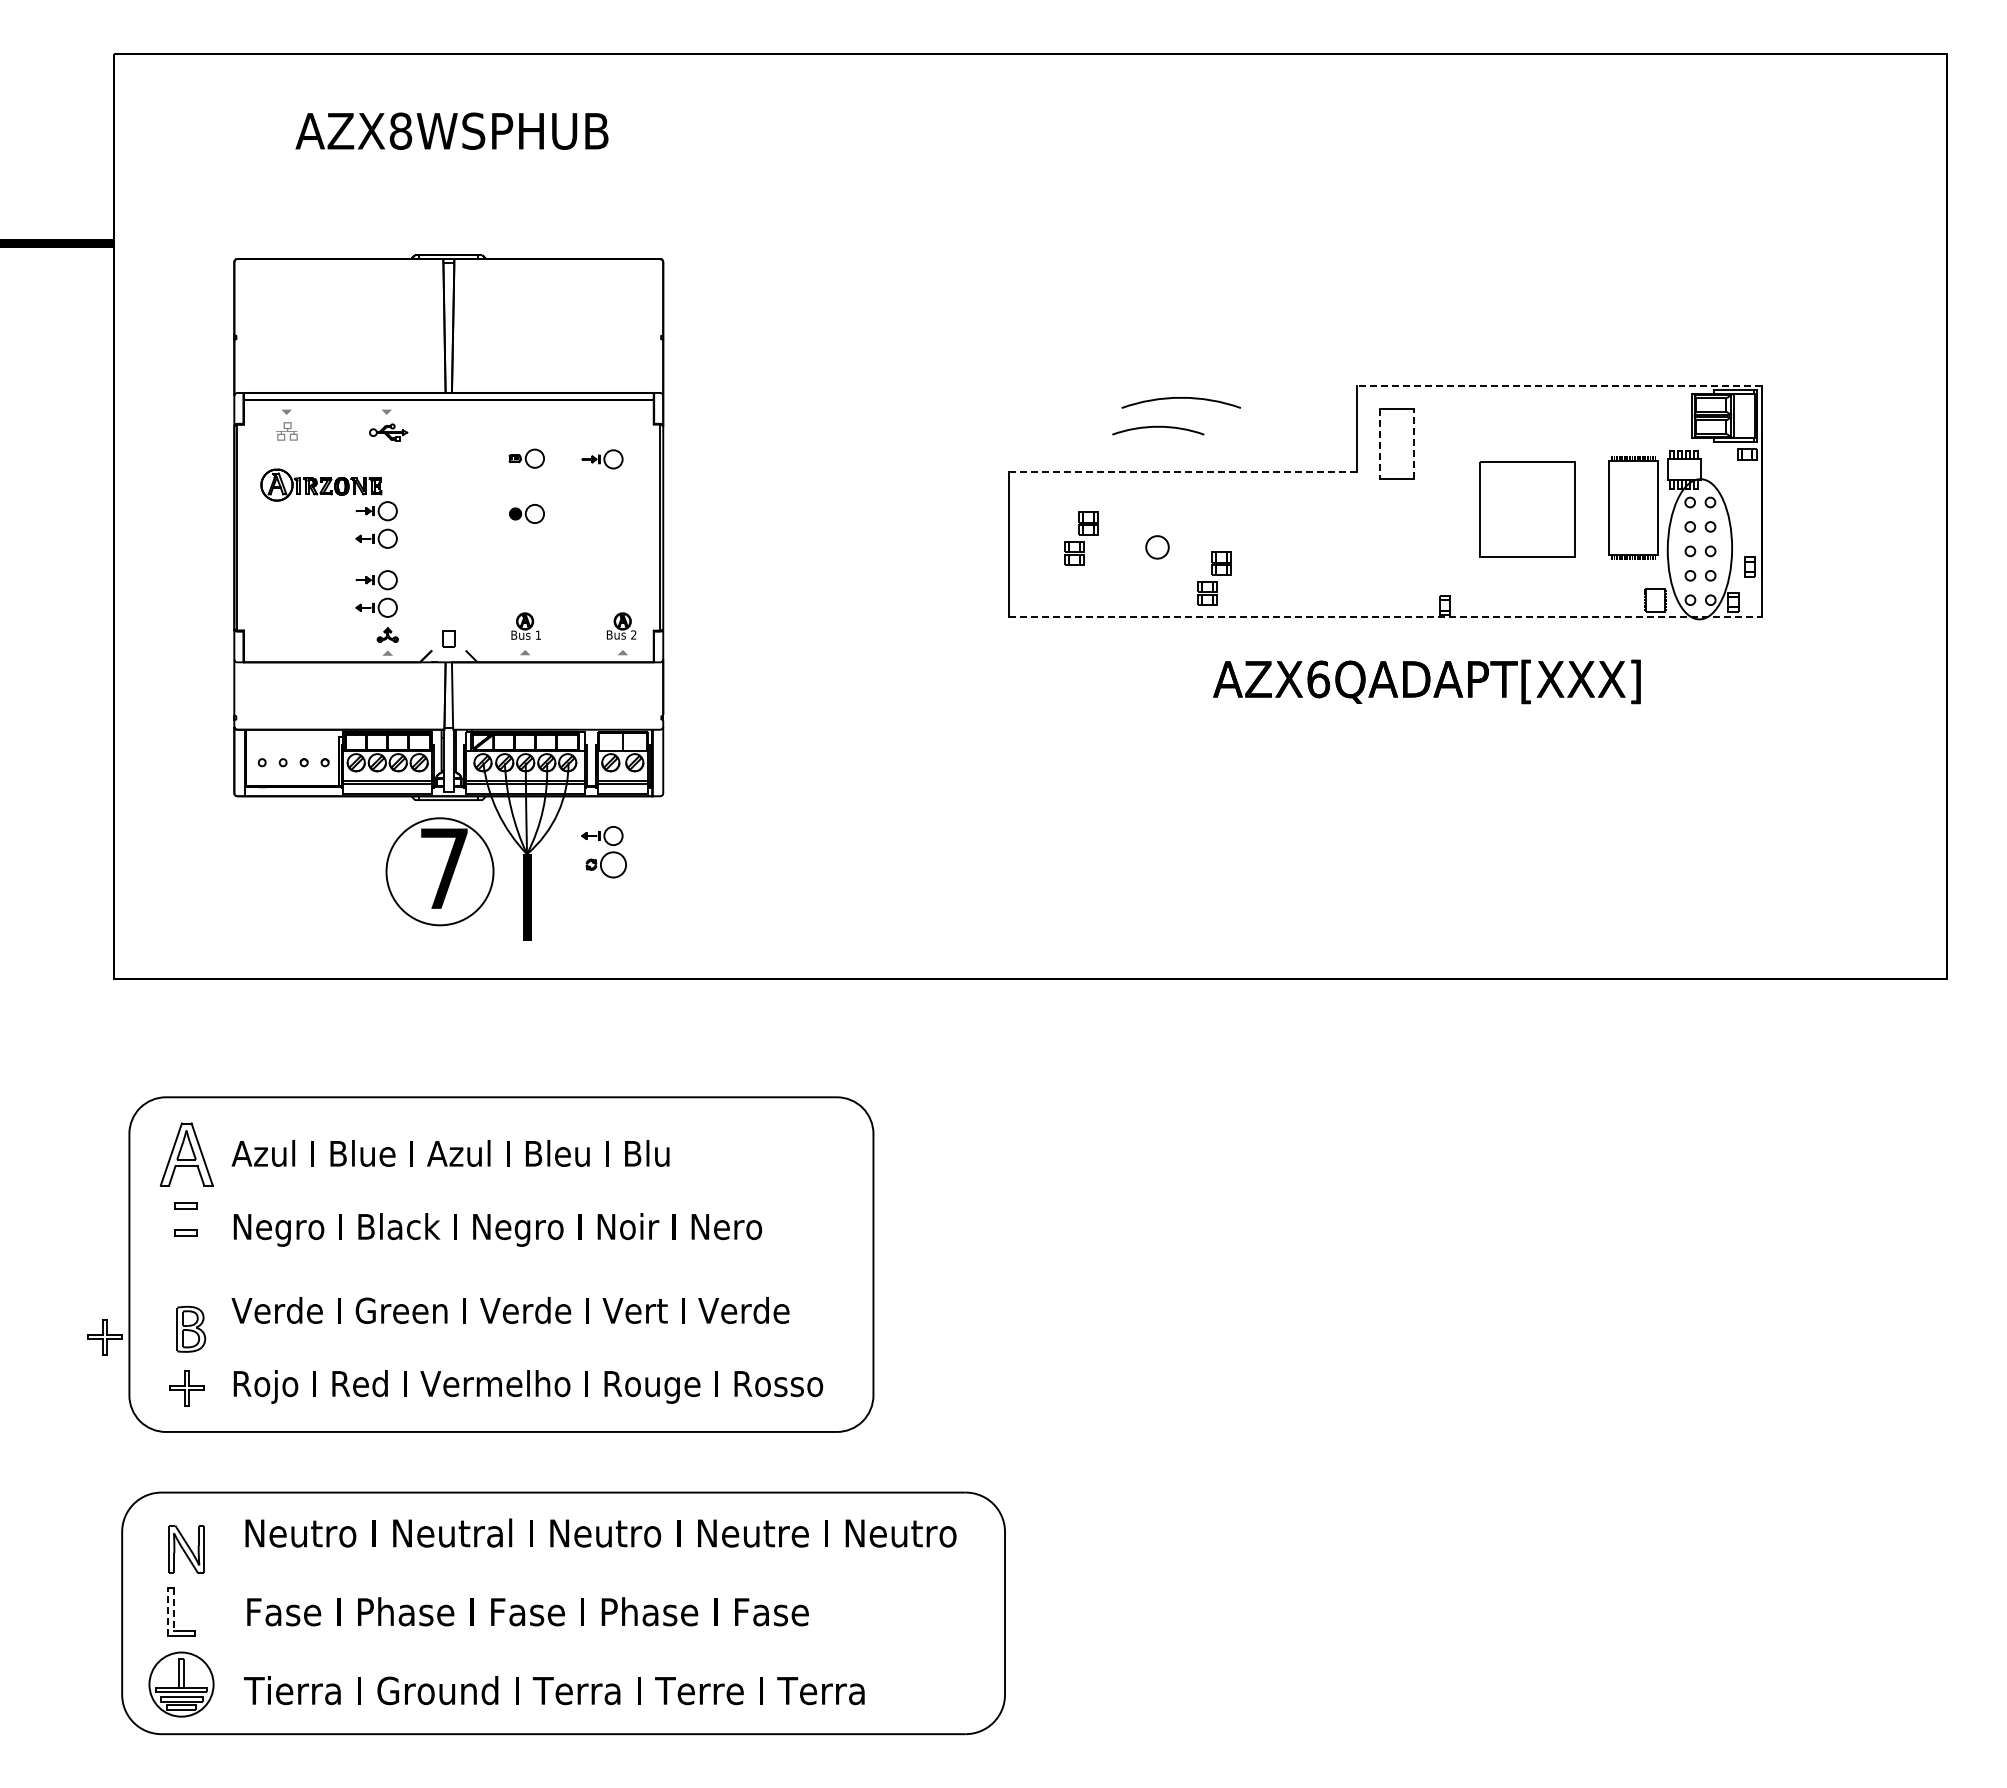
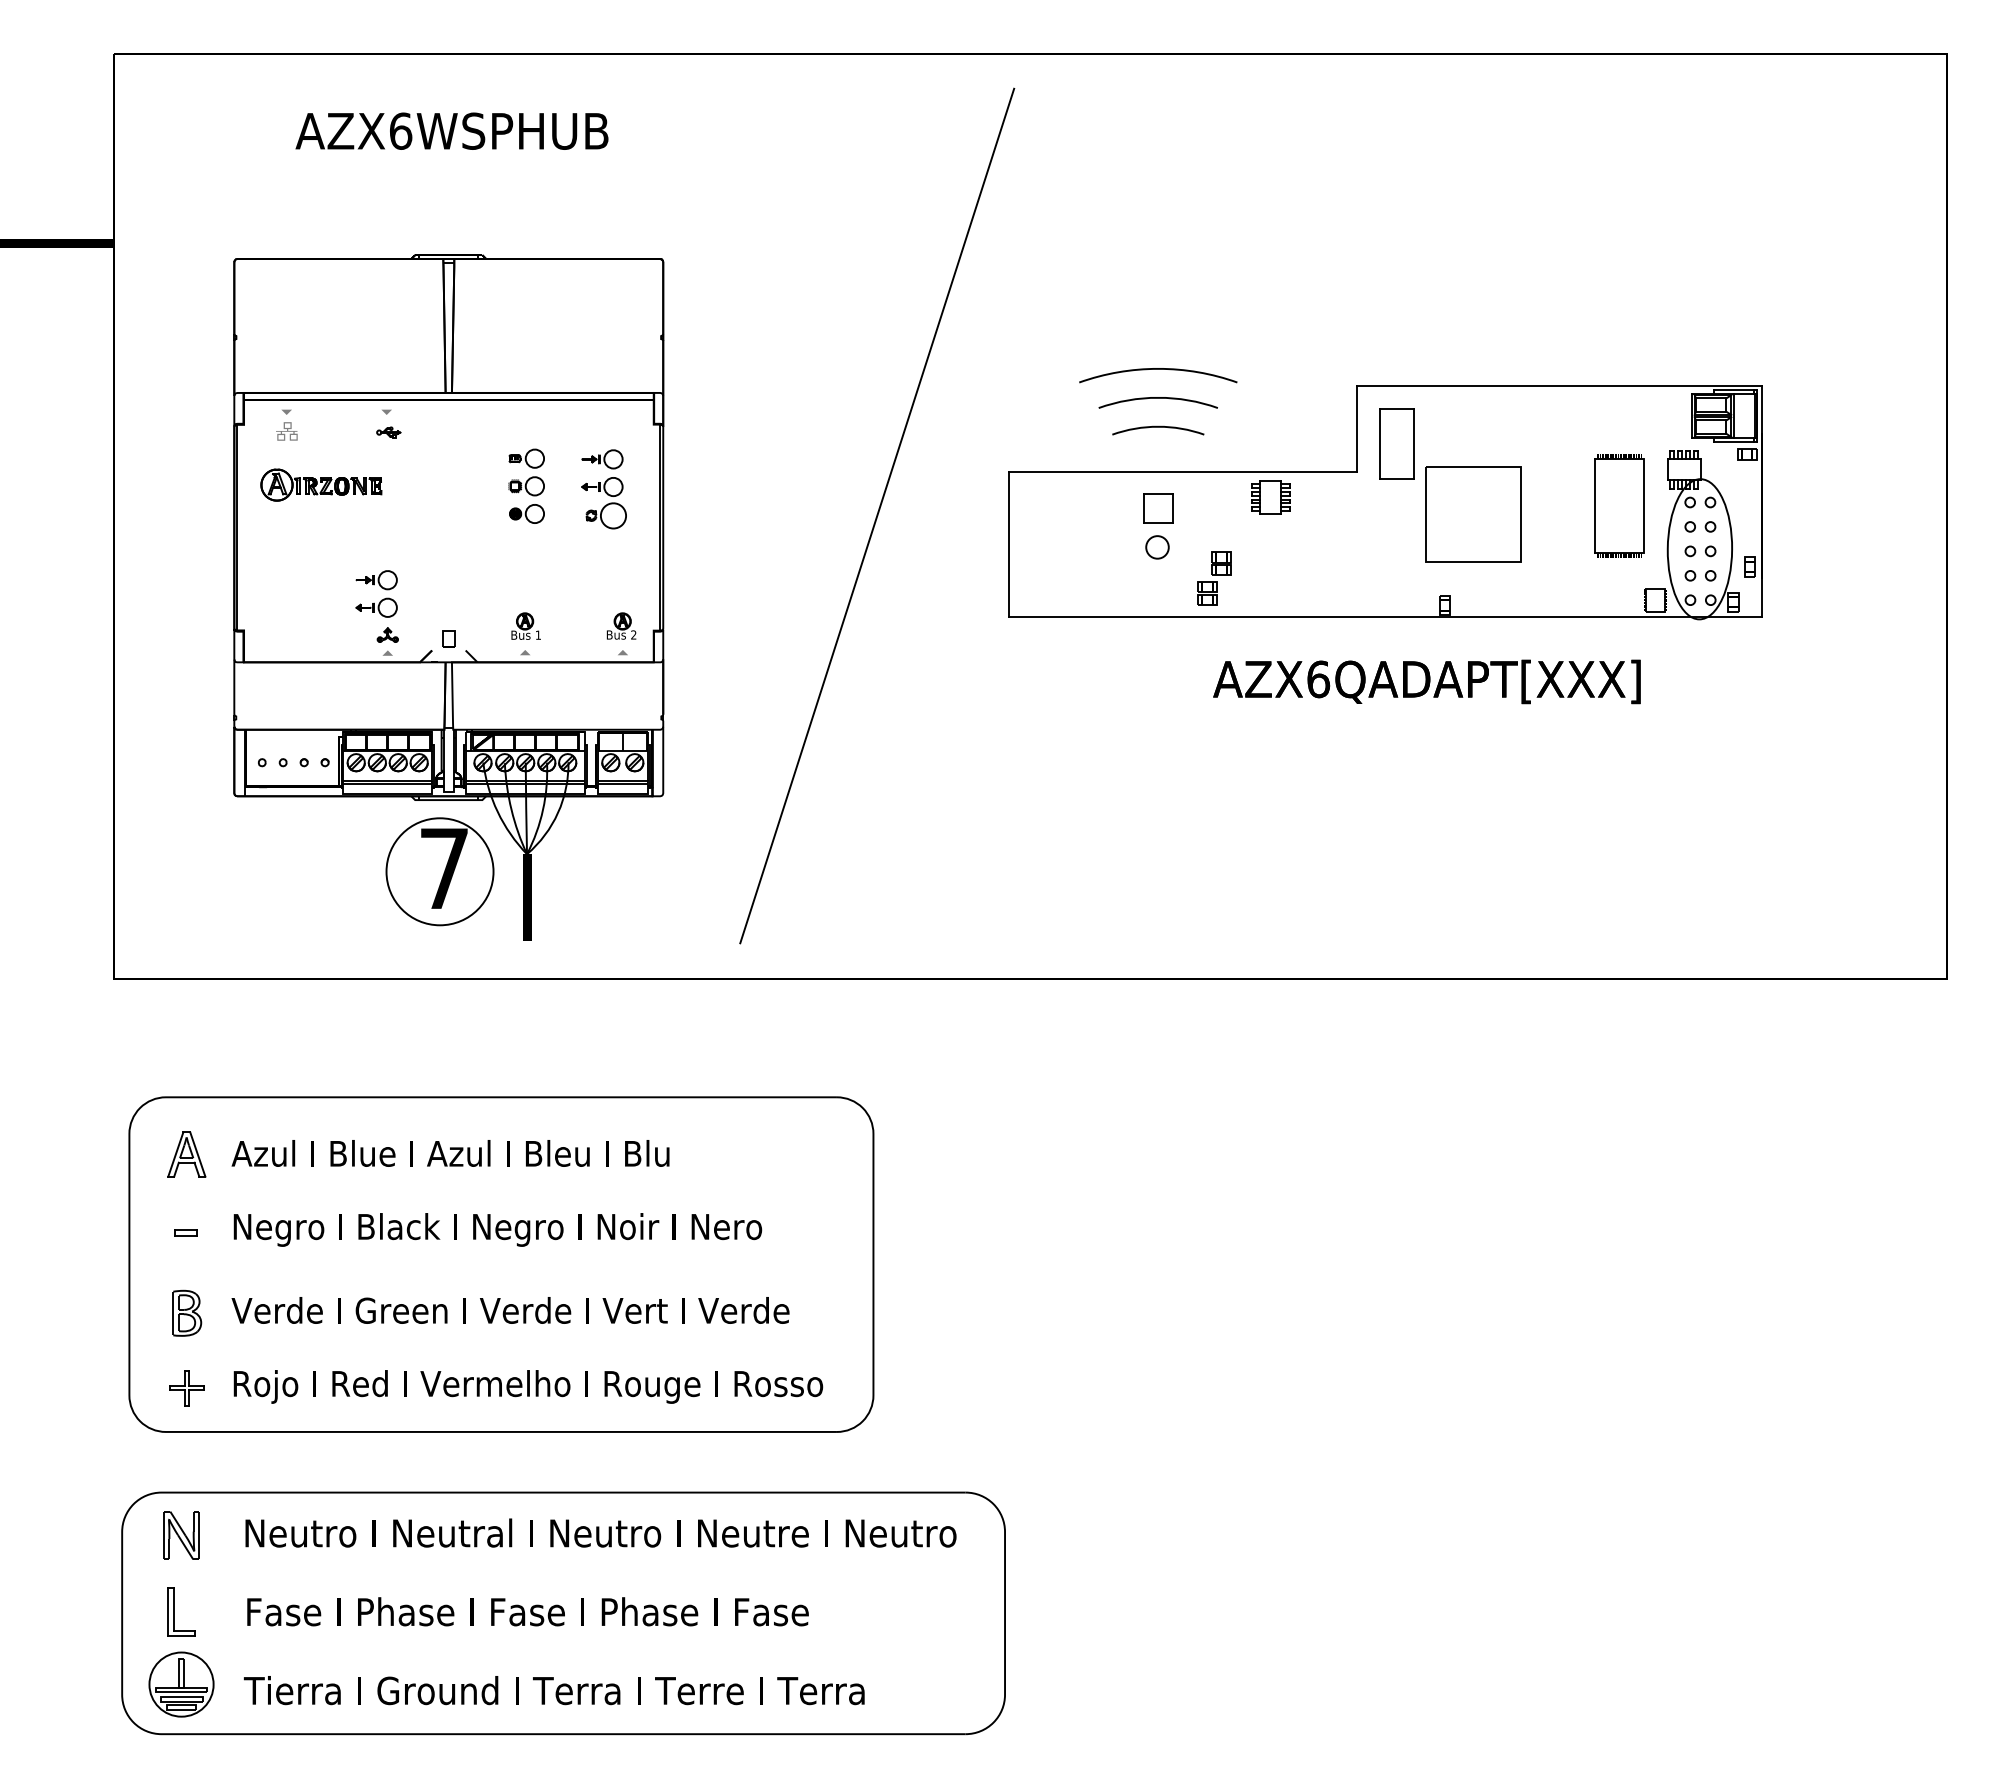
text: AZX8WSPHUB -> AZX6WSPHUB (400, 130)
arc: none -> present (1158, 369)
line: dashed -> solid (1559, 385)
arc position: (1180, 398) -> (1157, 398) (1157, 398)
part size: 40x19 px -> 26x13 px (388, 432)
line: dashed -> solid (1379, 444)
line: dashed -> solid (1414, 444)
line: dashed -> solid (1183, 472)
part: none -> present (526, 486)
part: none -> present (1270, 497)
part position: (1633, 507) -> (1619, 505) (1619, 505)
part: none -> present (1158, 508)
part position: (1527, 509) -> (1473, 514) (1473, 514)
line: none -> present (877, 515)
part: present -> none (381, 519)
part: present -> none (1081, 538)
line: dashed -> solid (1386, 617)
part position: (603, 852) -> (603, 503) (603, 503)
part size: 55x65 px -> 40x47 px (186, 1154)
part: present -> none (185, 1205)
part position: (191, 1328) -> (187, 1312) (187, 1312)
part: present -> none (104, 1337)
part position: (186, 1549) -> (181, 1535) (181, 1535)
line: dashed -> solid (174, 1610)
line: dashed -> solid (168, 1612)
